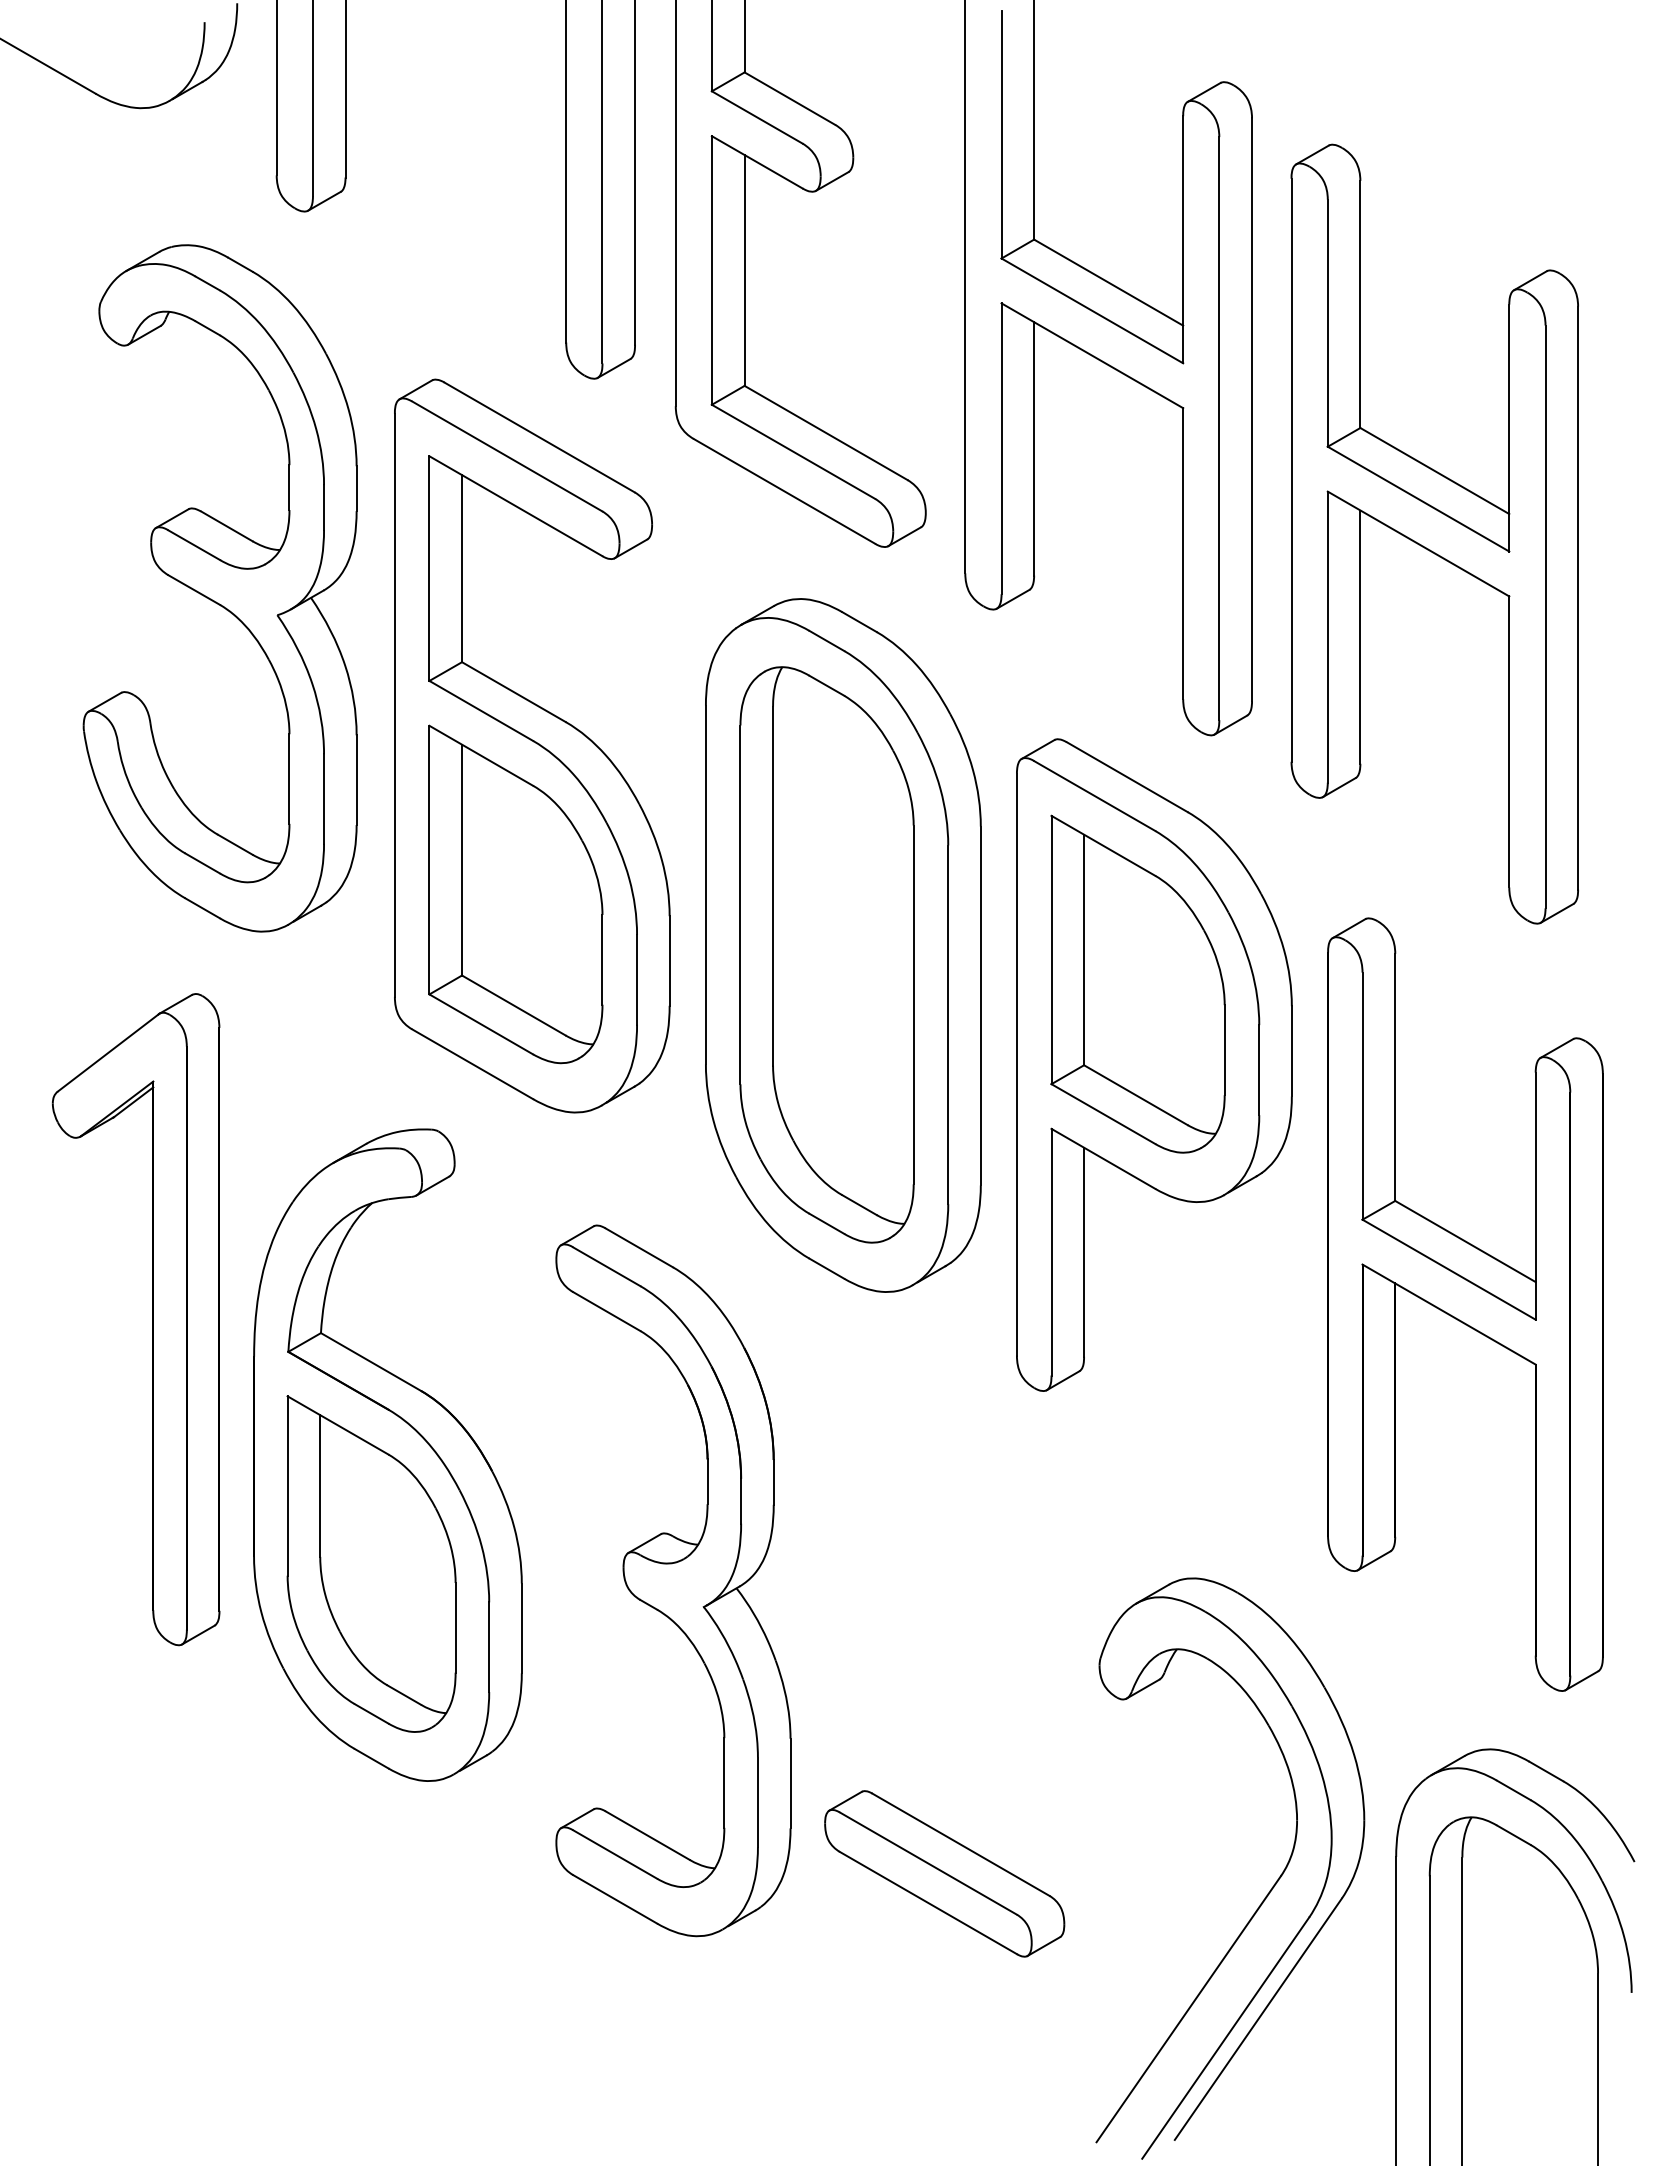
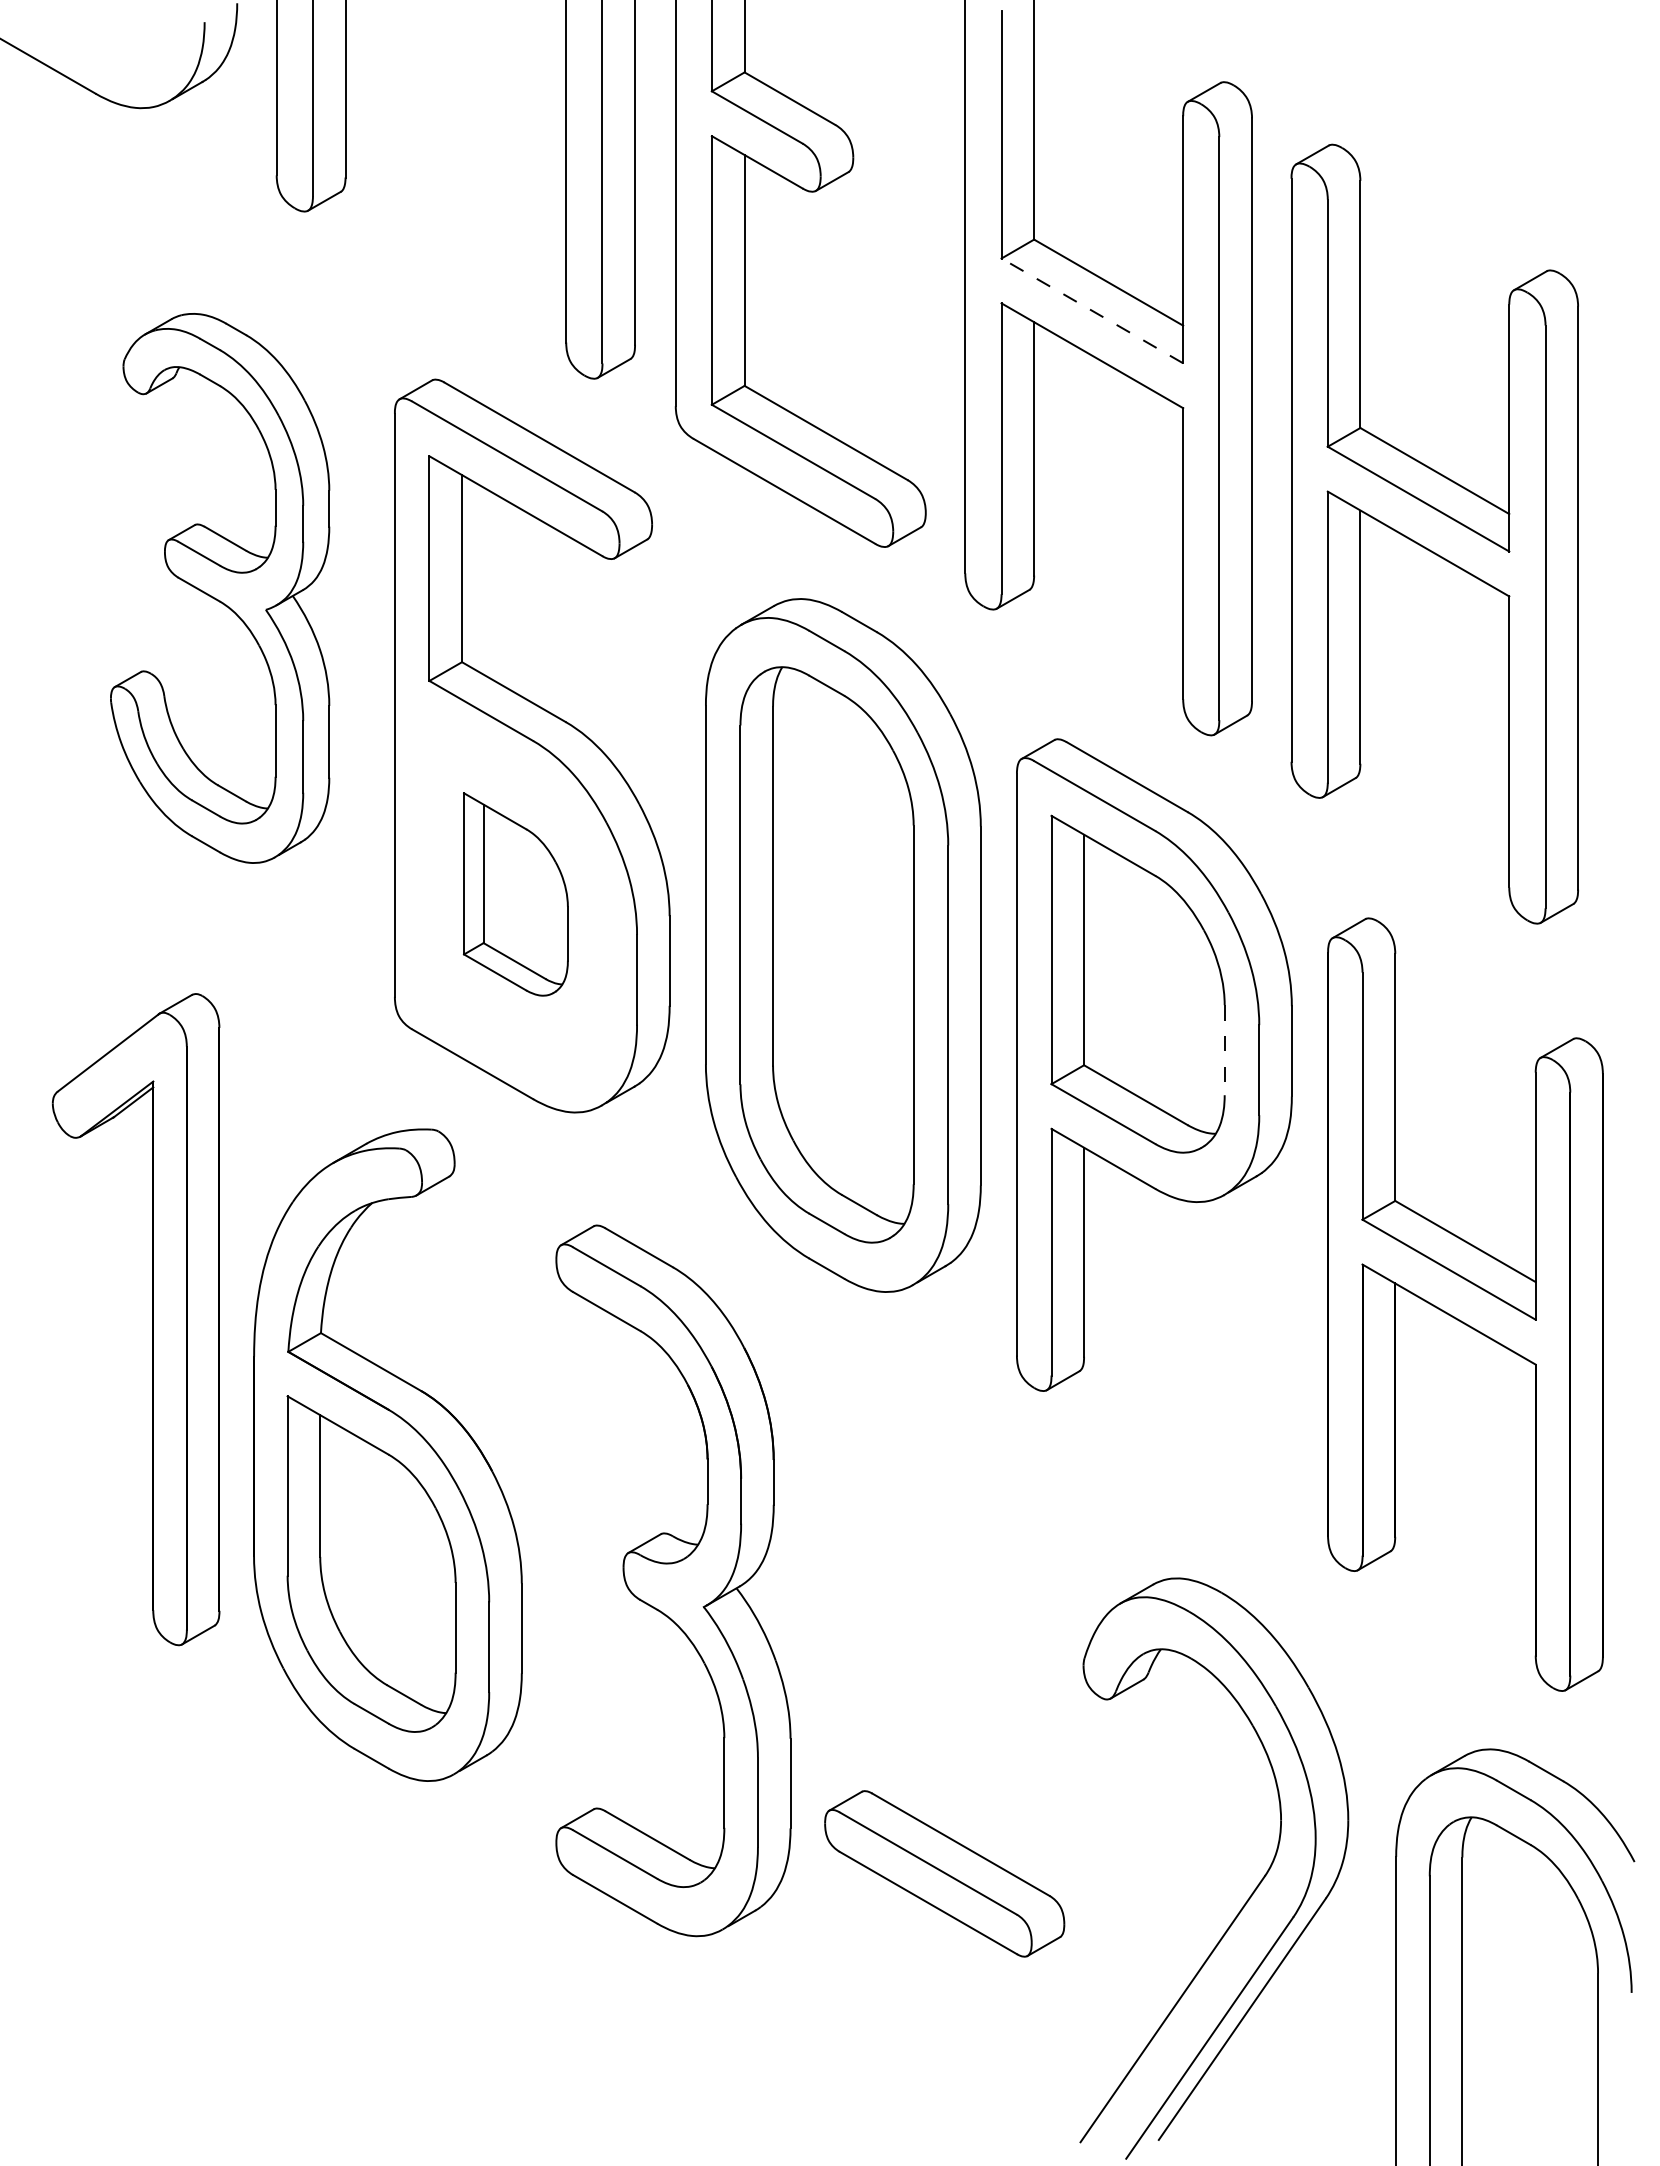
line: solid -> dashed (1092, 310)
part size: 276x689 px -> 221x551 px (220, 588)
part size: 176x341 px -> 107x205 px (515, 894)
line: solid -> dashed (1224, 1050)
part position: (1267, 1893) -> (1251, 1893) (1251, 1893)
